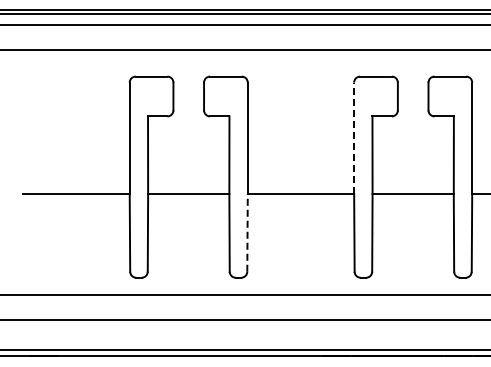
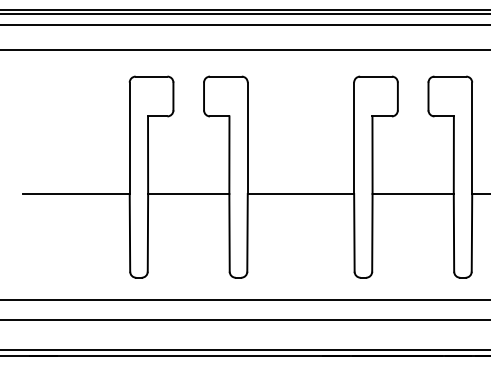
line: dashed -> solid (354, 138)
line: dashed -> solid (247, 232)
line position: (244, 294) -> (244, 299) (244, 299)
